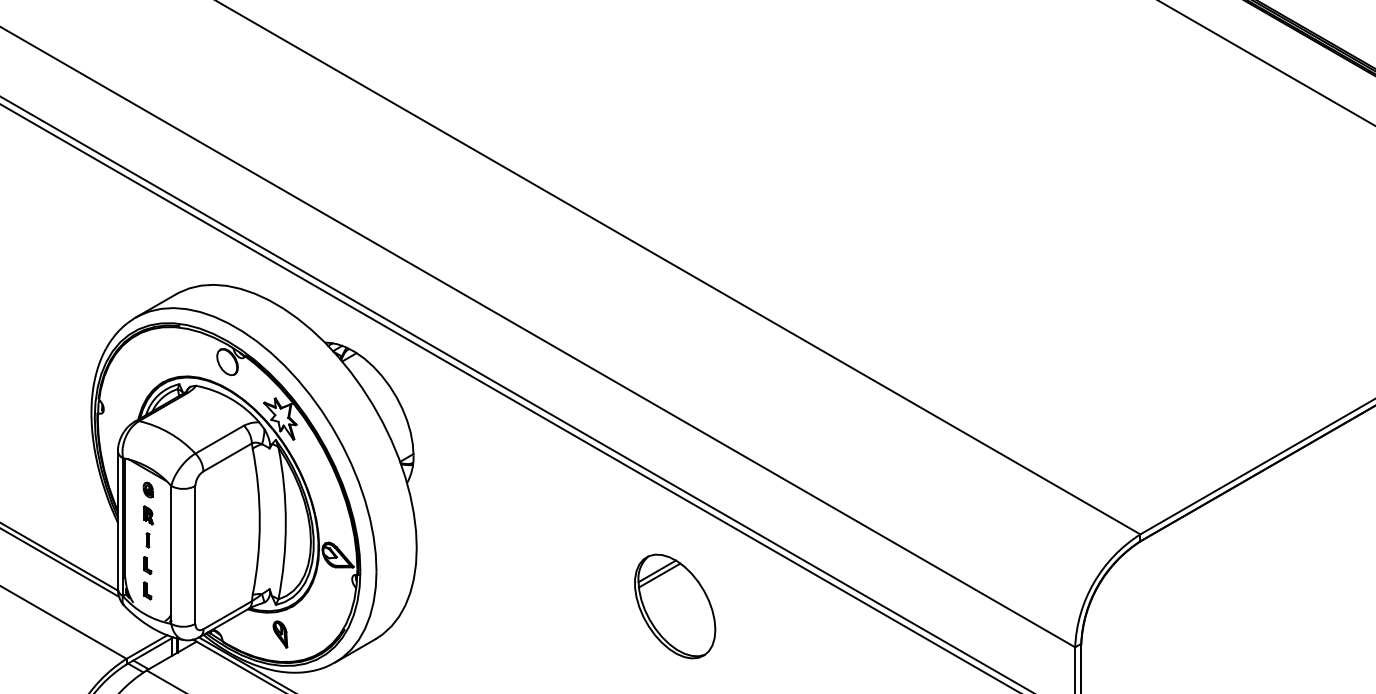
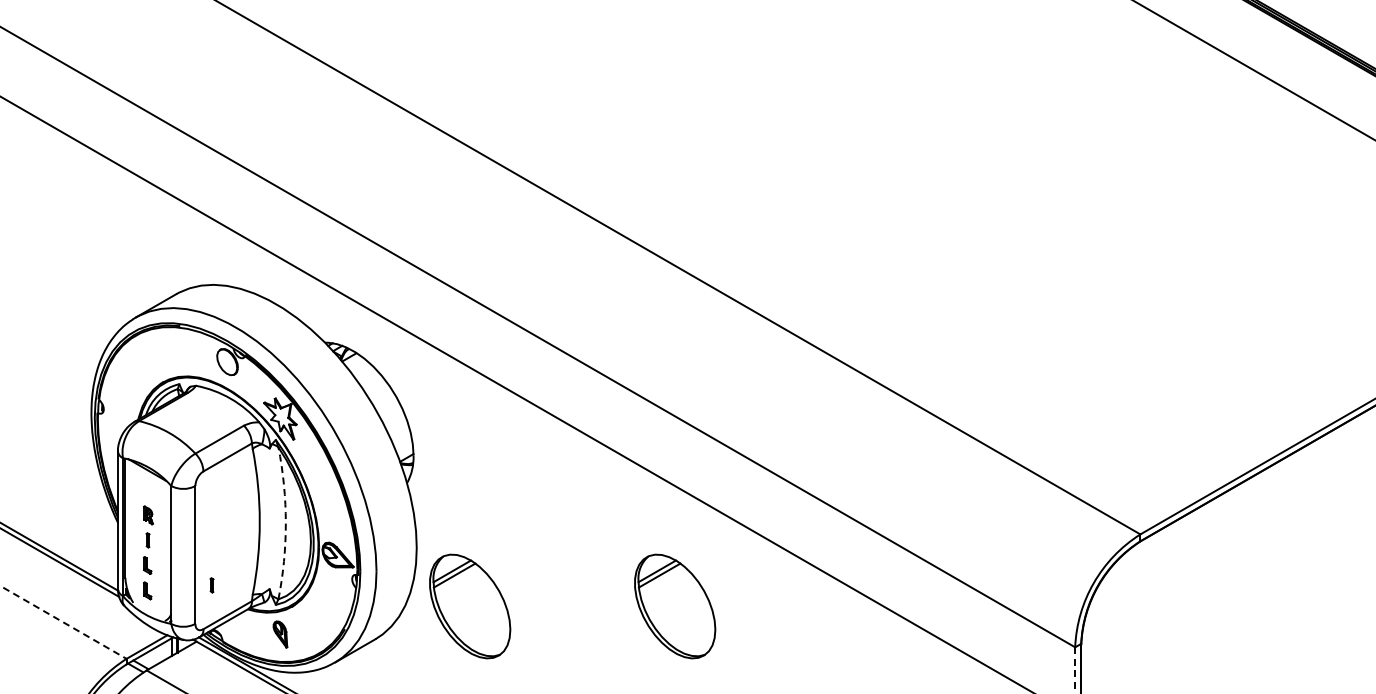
line position: (1266, 63) -> (1254, 70) (1254, 70)
line: present -> none (509, 397)
part: present -> none (147, 489)
arc: solid -> dashed (285, 523)
part: none -> present (211, 585)
part: none -> present (470, 606)
line: solid -> dashed (63, 622)
line: solid -> dashed (1075, 670)
